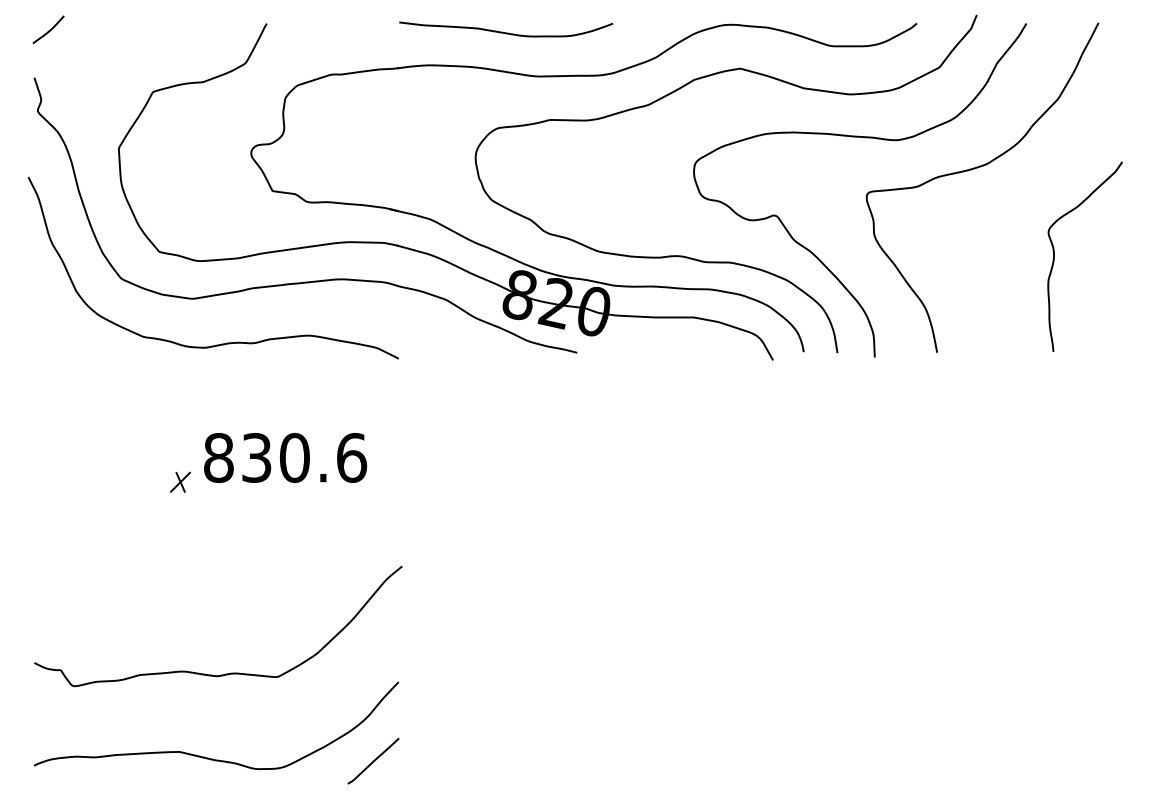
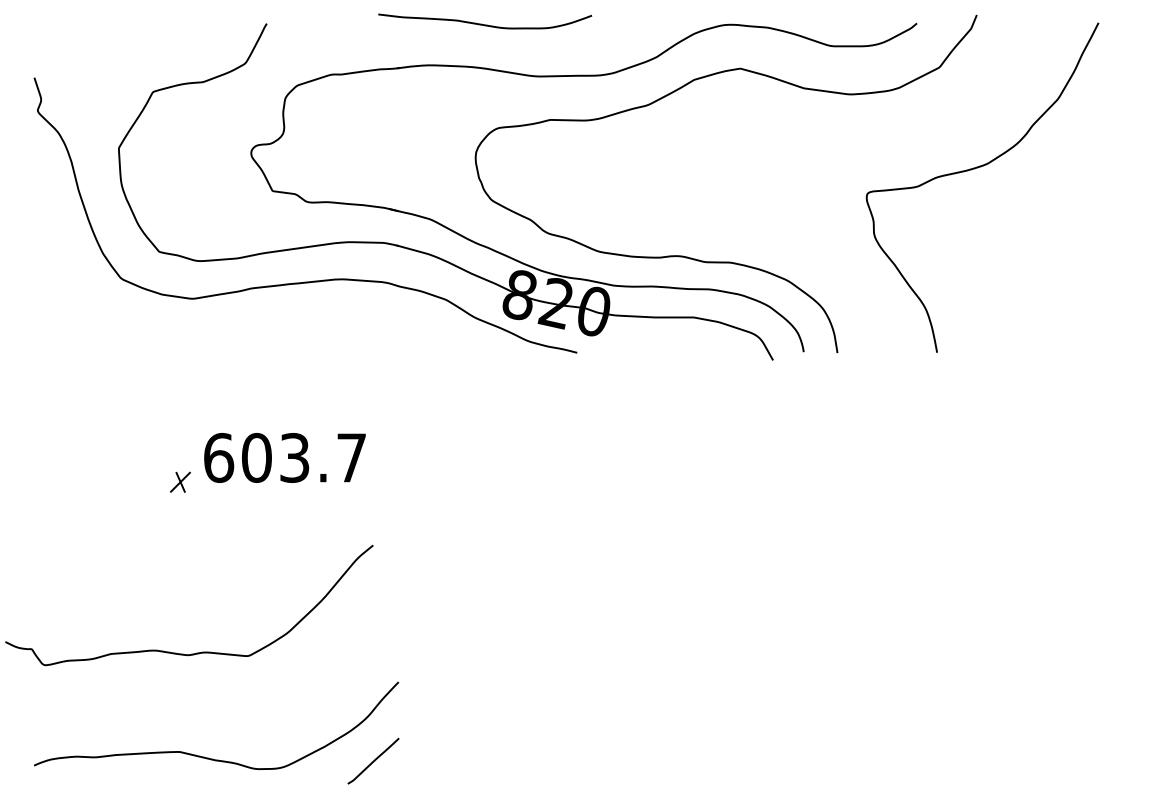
curve: present -> none (49, 29)
curve position: (506, 32) -> (485, 24) (485, 24)
curve: present -> none (865, 138)
curve: present -> none (1054, 256)
curve: present -> none (226, 342)
text: 830.6 -> 603.7 (285, 457)
curve position: (225, 673) -> (196, 652) (196, 652)
